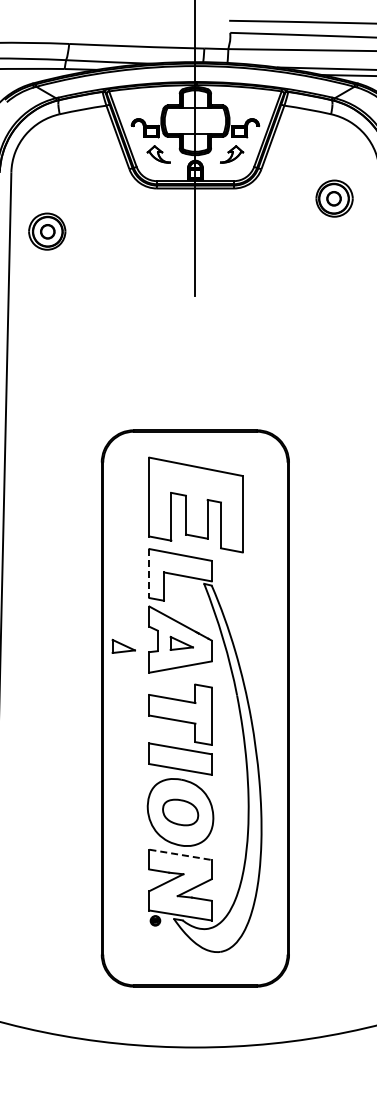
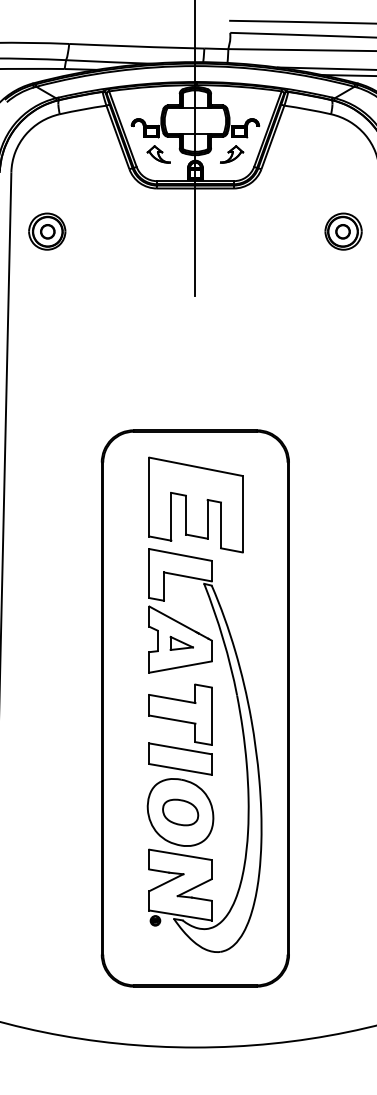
part position: (334, 198) -> (343, 231) (343, 231)
line: dashed -> solid (149, 574)
part: present -> none (123, 645)
line: dashed -> solid (180, 854)
